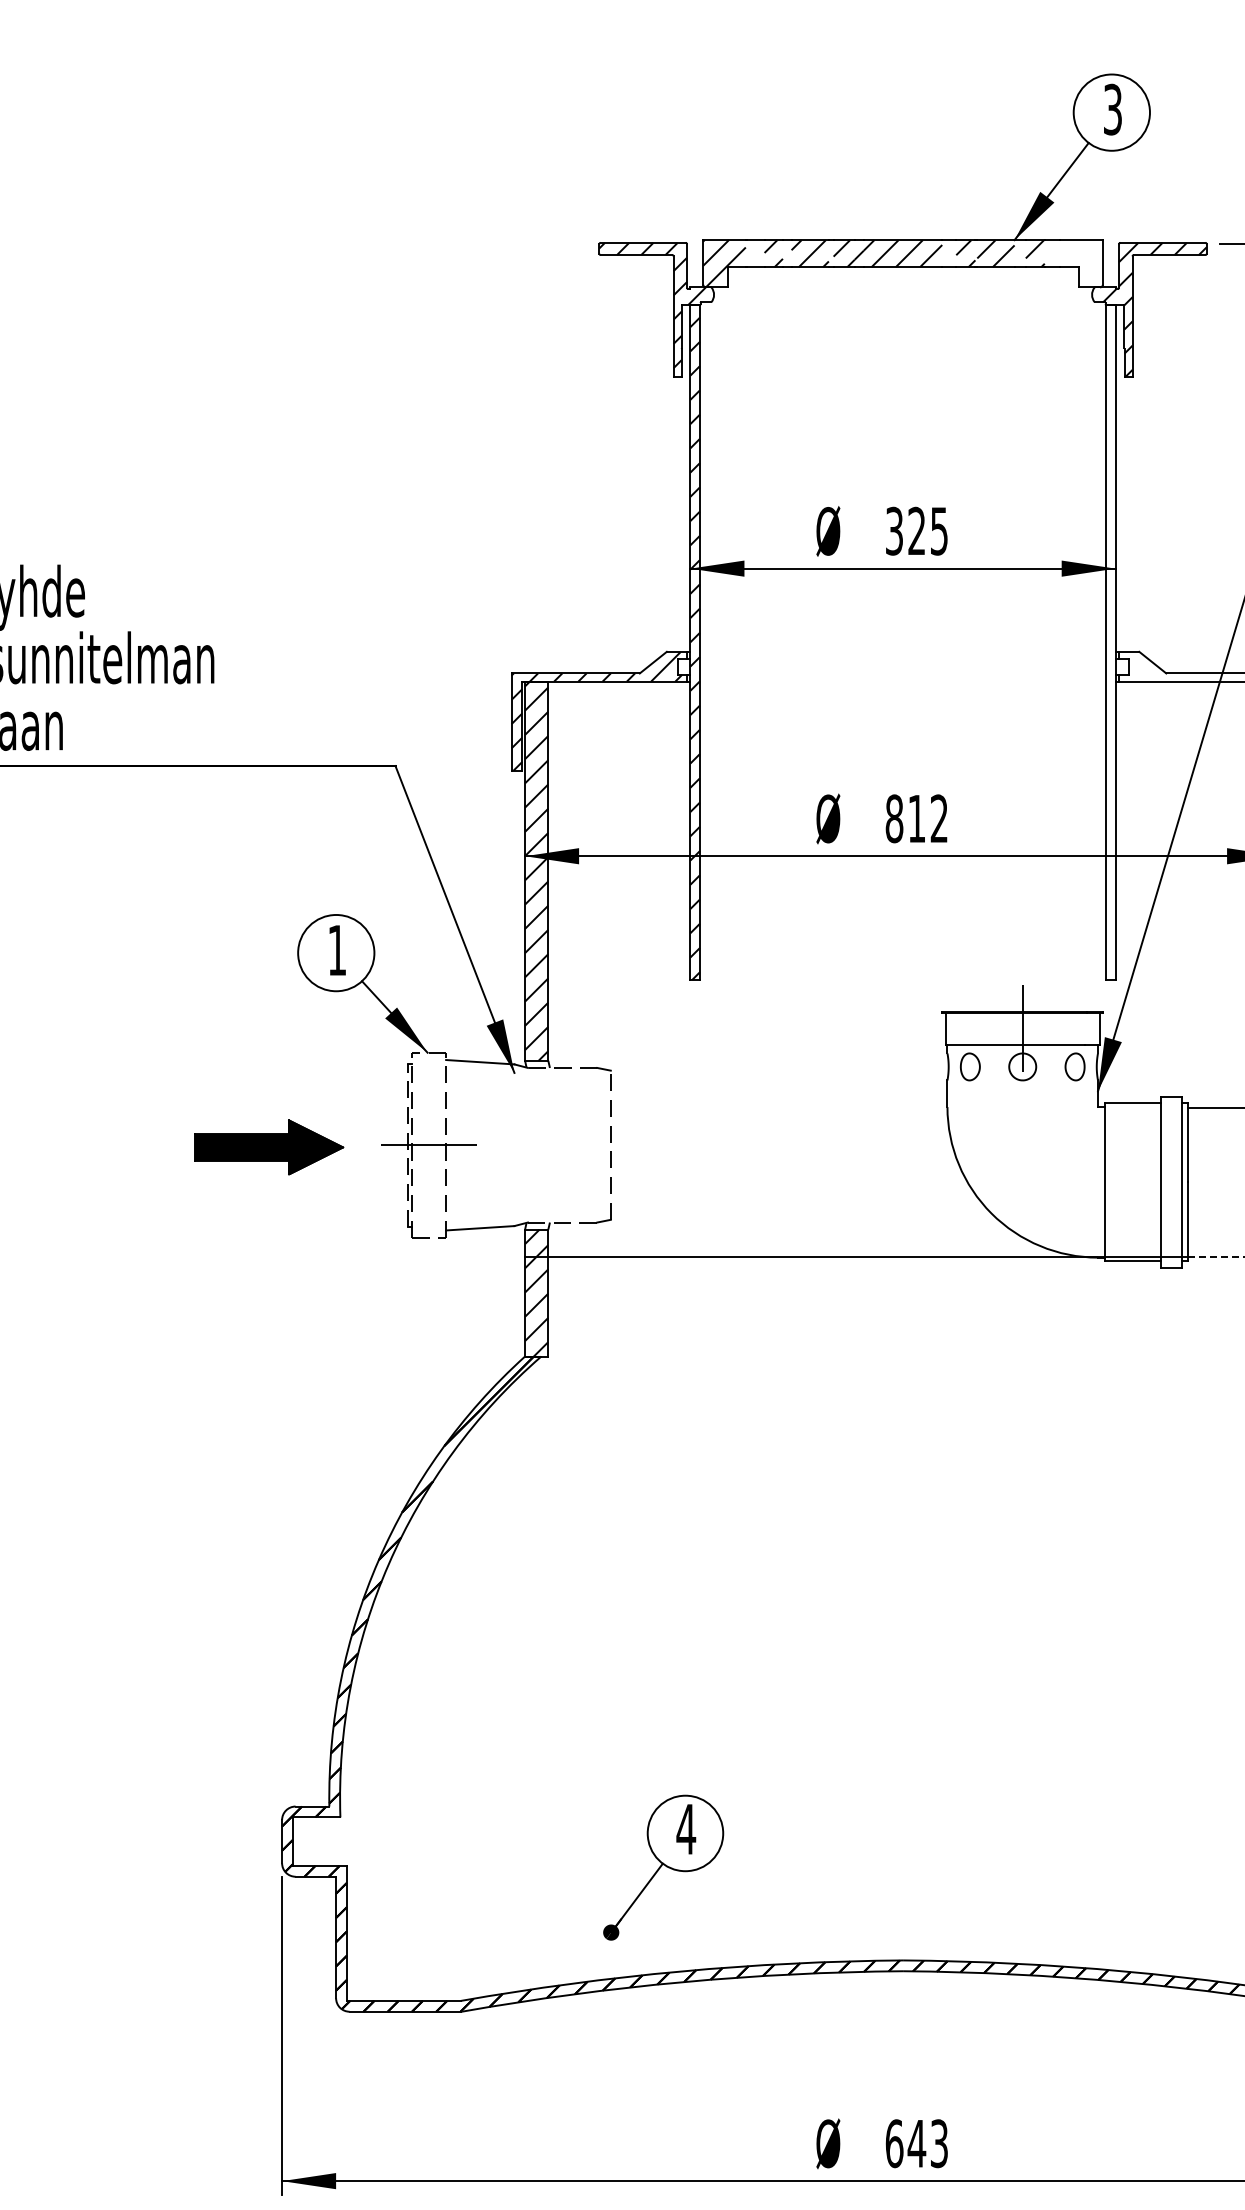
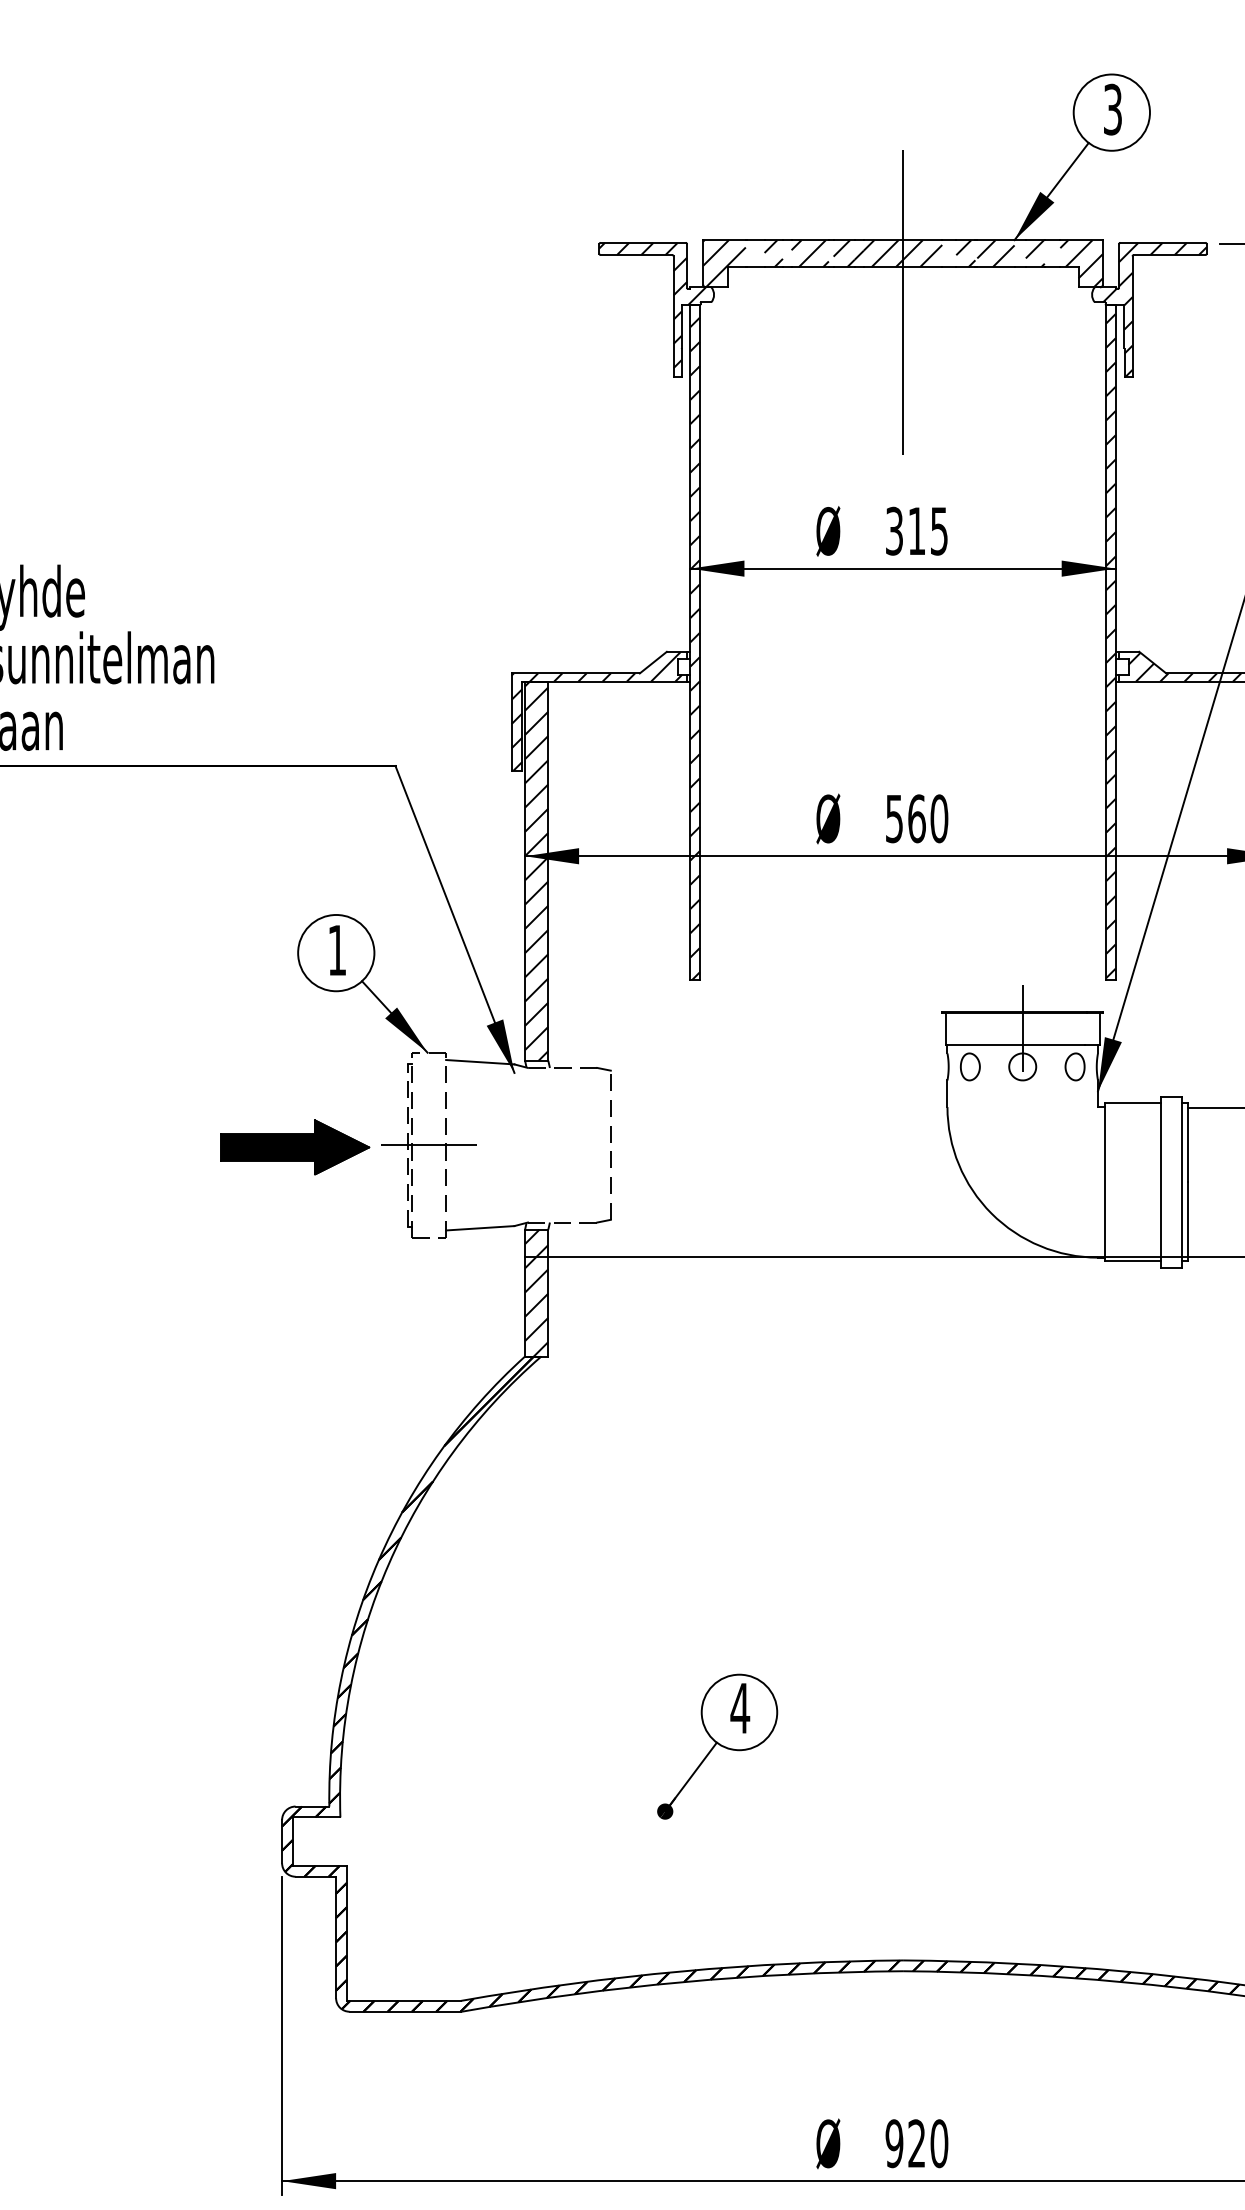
hatch: none -> present (1081, 263)
line: none -> present (903, 302)
text: 325 -> 315 (916, 530)
hatch: none -> present (1110, 646)
hatch: none -> present (1184, 666)
text: 812 -> 560 (916, 818)
part position: (269, 1147) -> (295, 1147) (295, 1147)
line: dashed -> solid (1216, 1256)
part position: (663, 1867) -> (717, 1746) (717, 1746)
text: 643 -> 920 (916, 2143)
